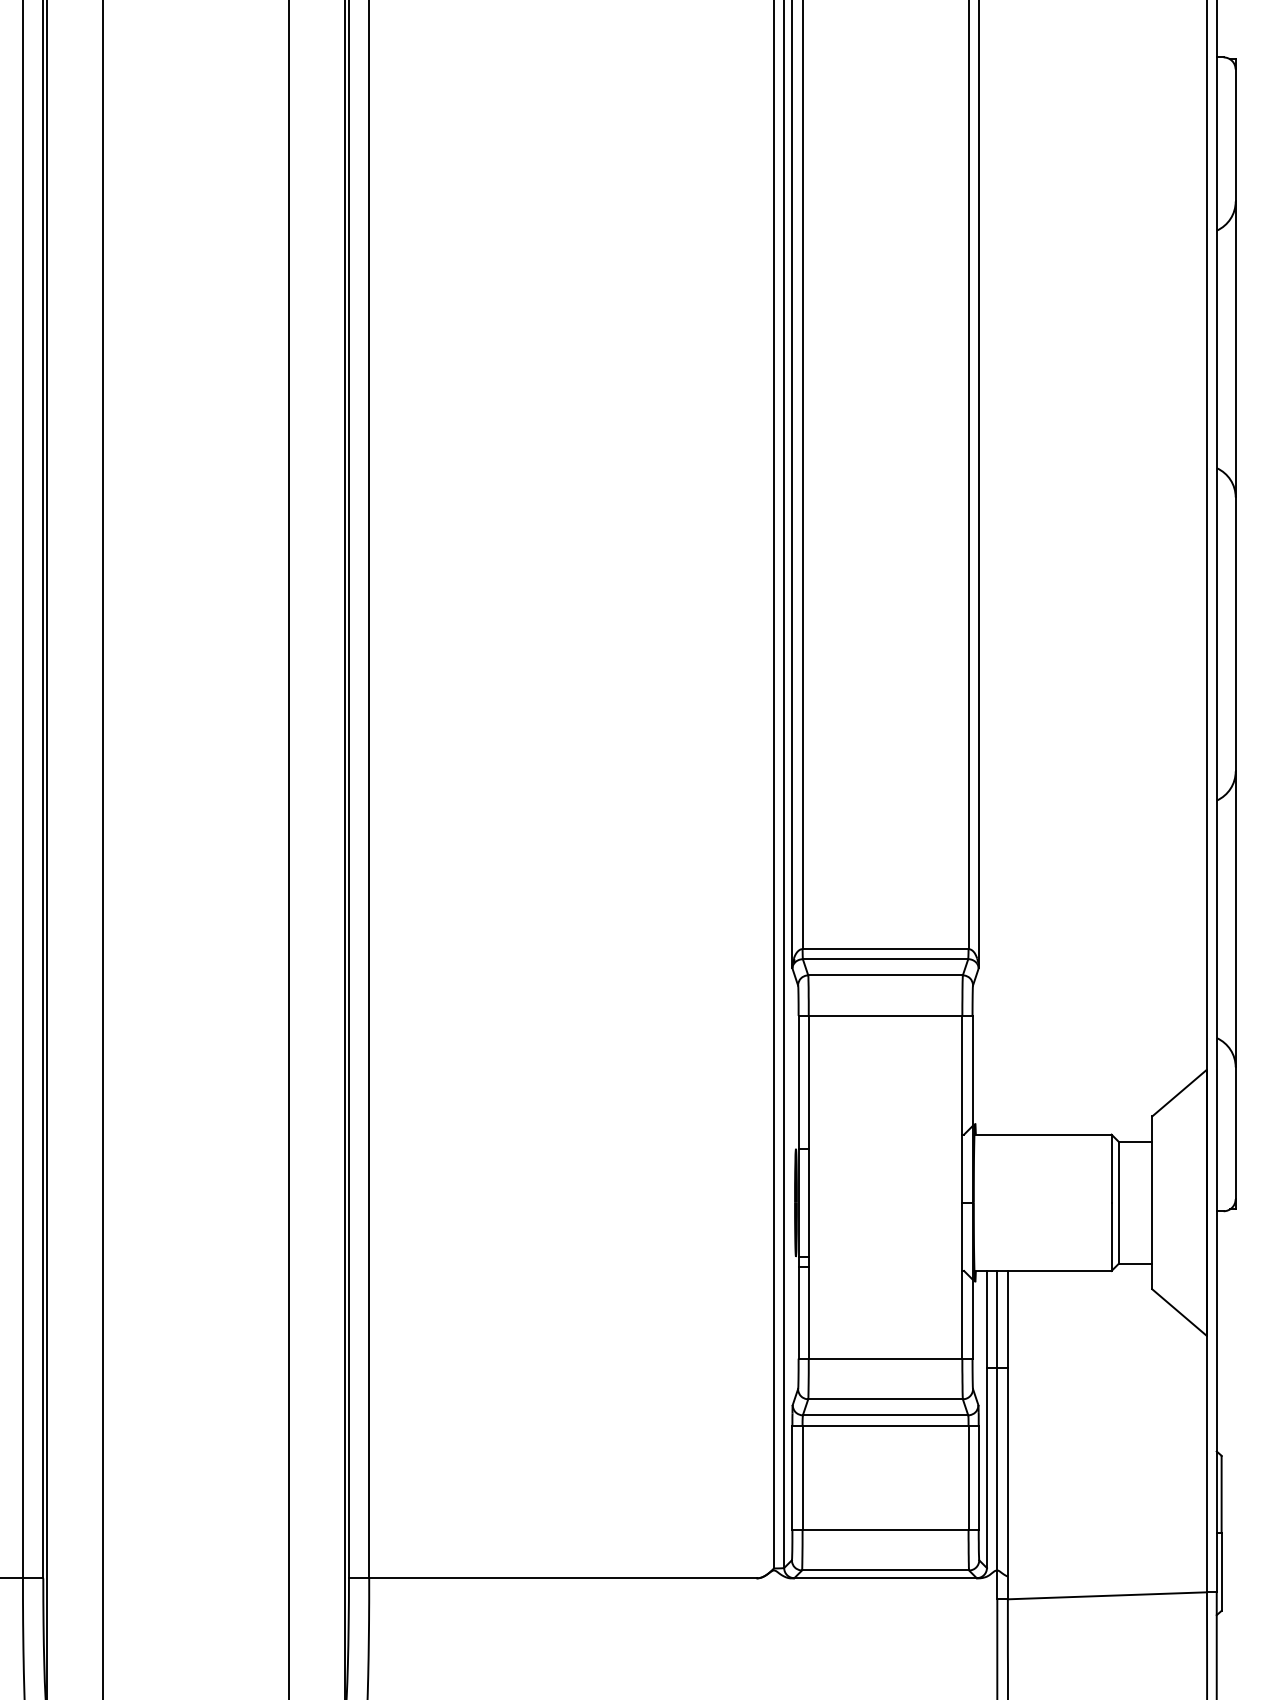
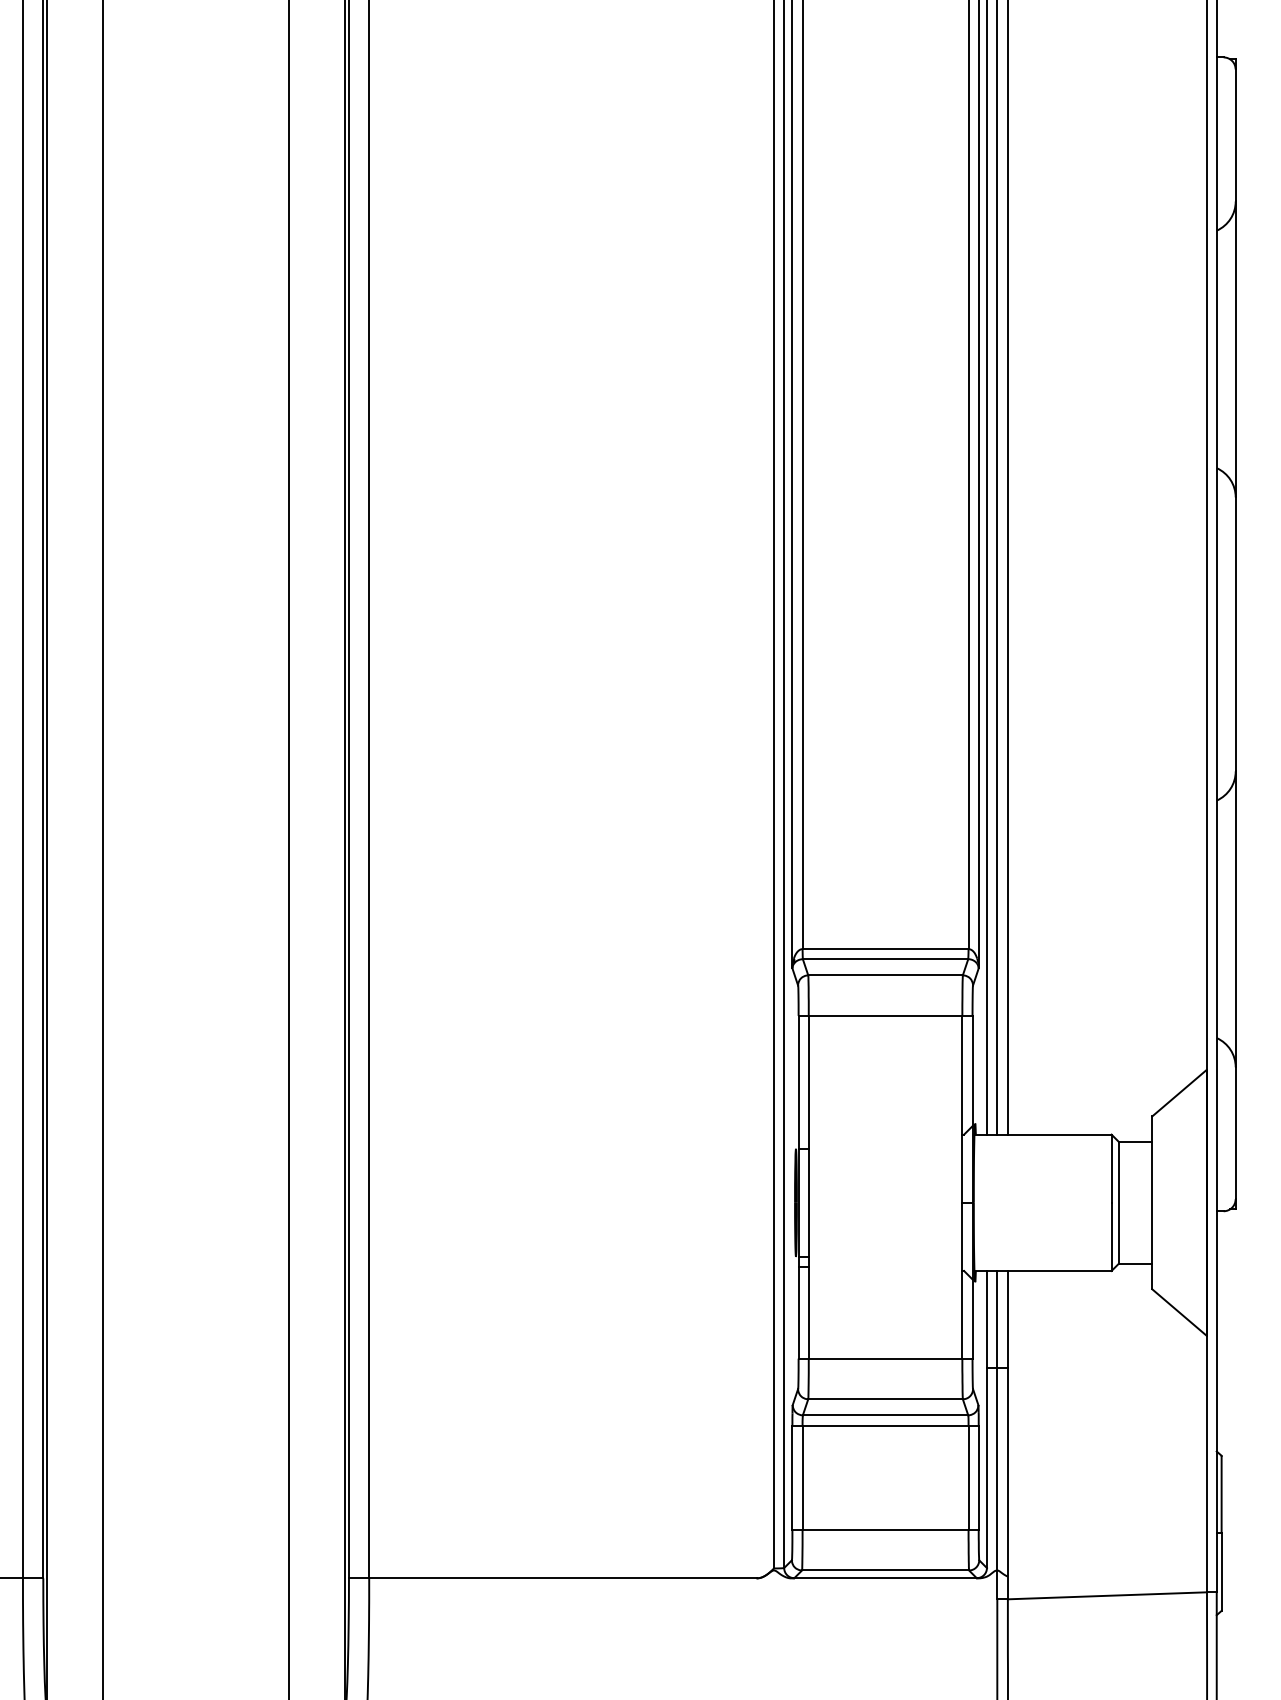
line: none -> present (986, 568)
line: none -> present (997, 568)
line: none -> present (1007, 568)
